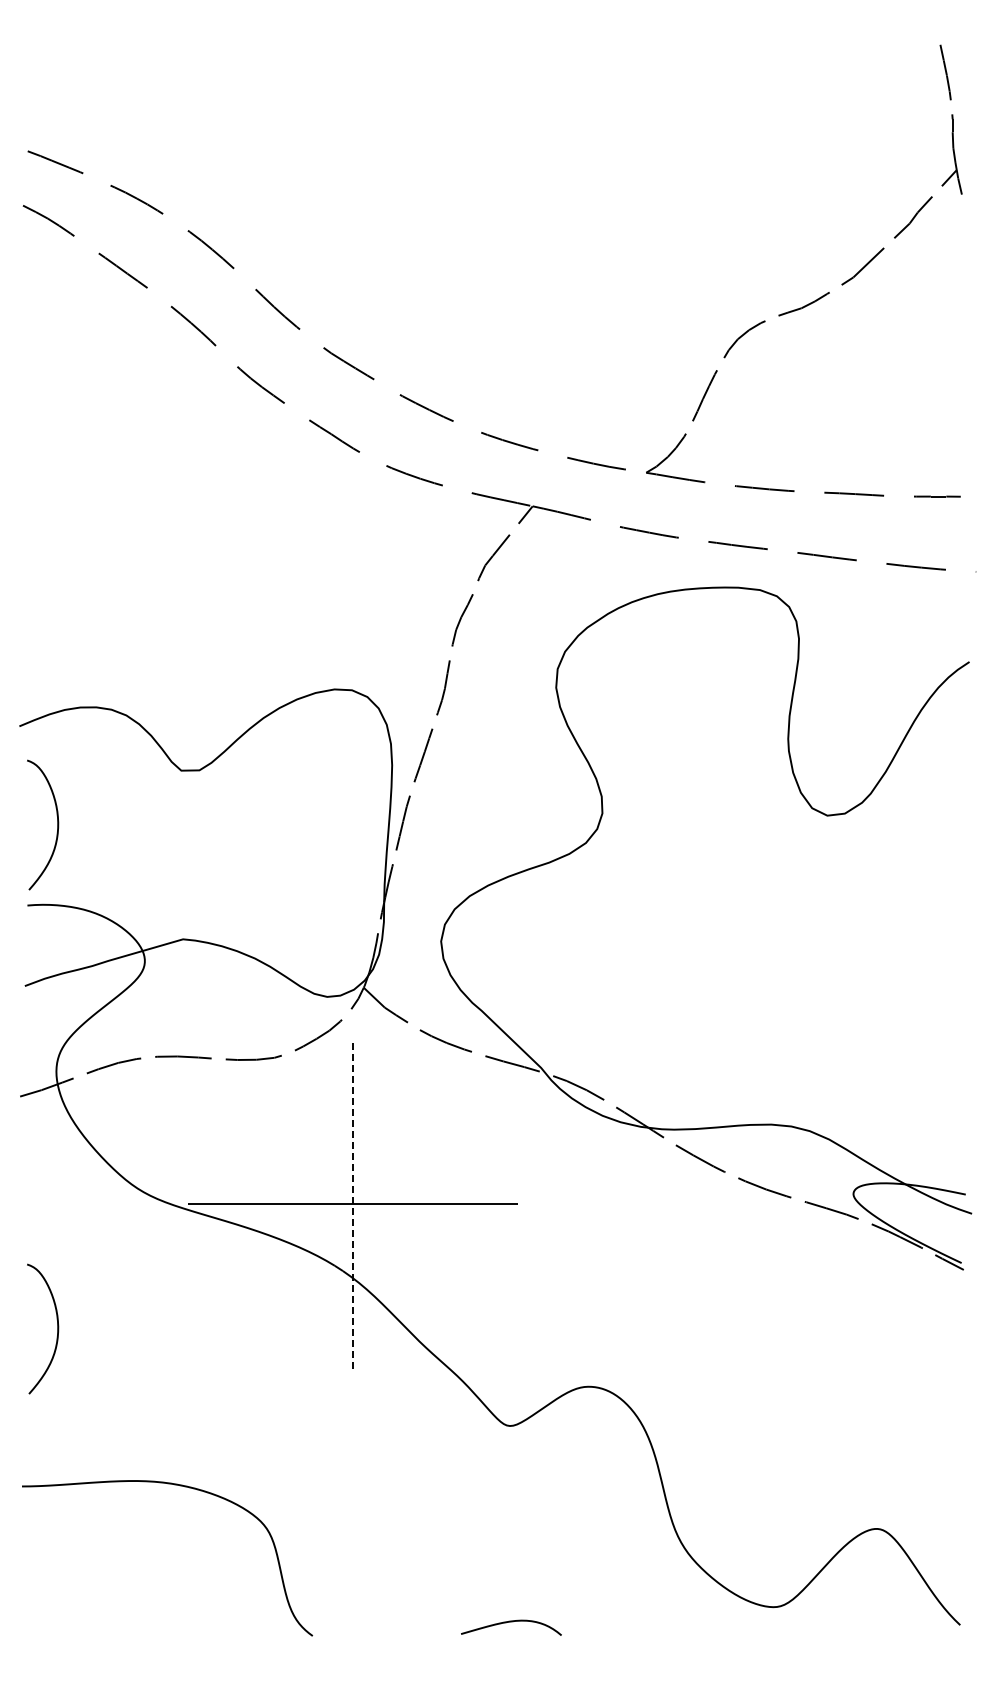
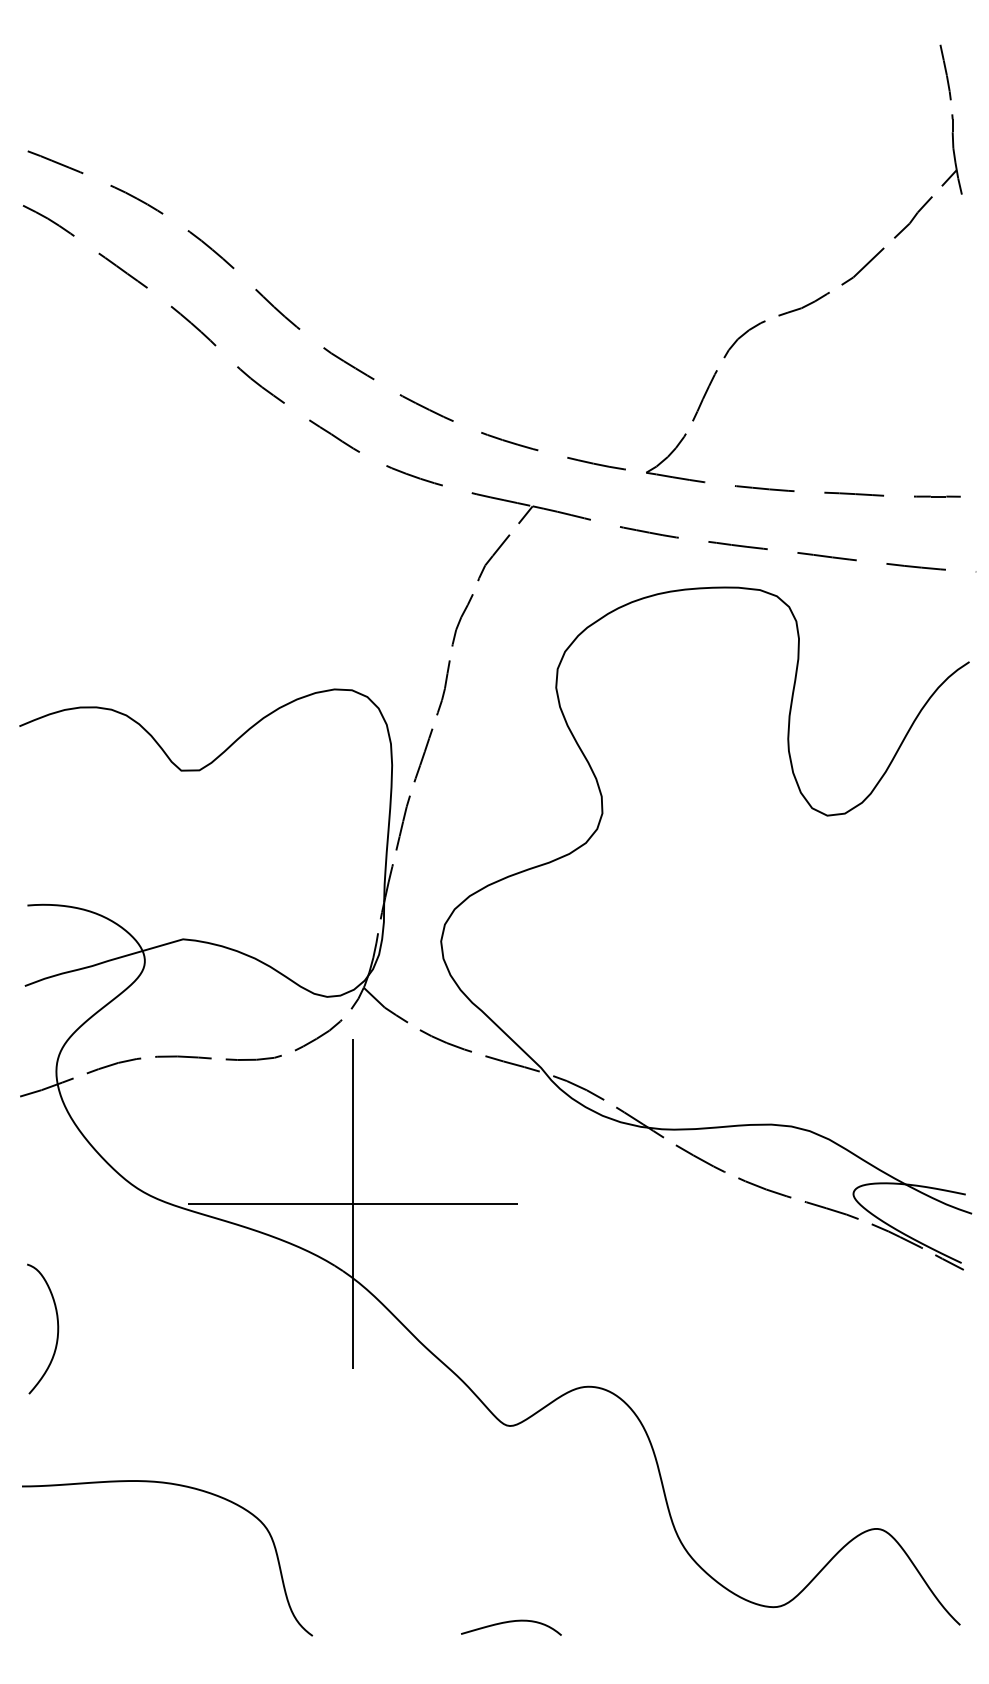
curve: present -> none (57, 824)
line: dashed -> solid (353, 1204)
